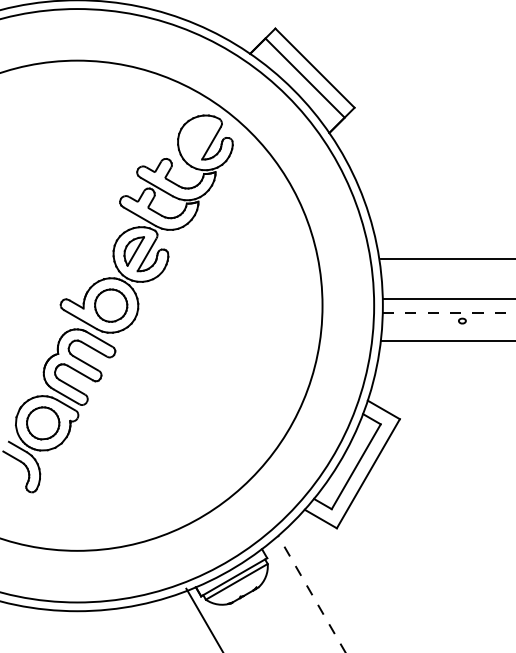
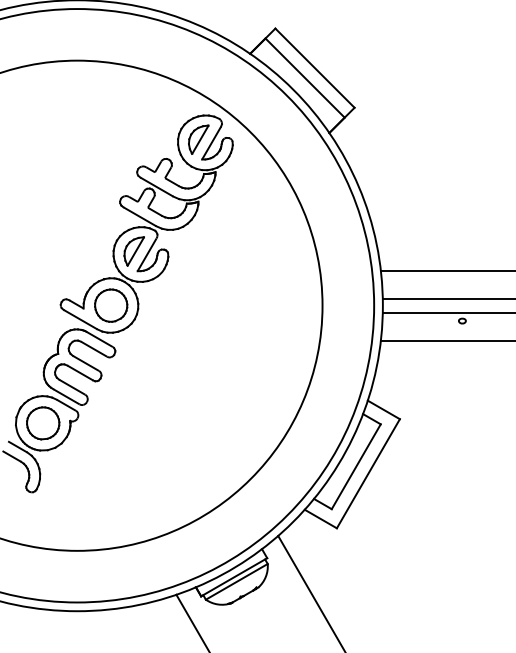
part: none -> present (198, 139)
line position: (446, 258) -> (446, 270) (446, 270)
line: dashed -> solid (449, 312)
line: dashed -> solid (311, 593)
line position: (203, 618) -> (191, 621) (191, 621)
